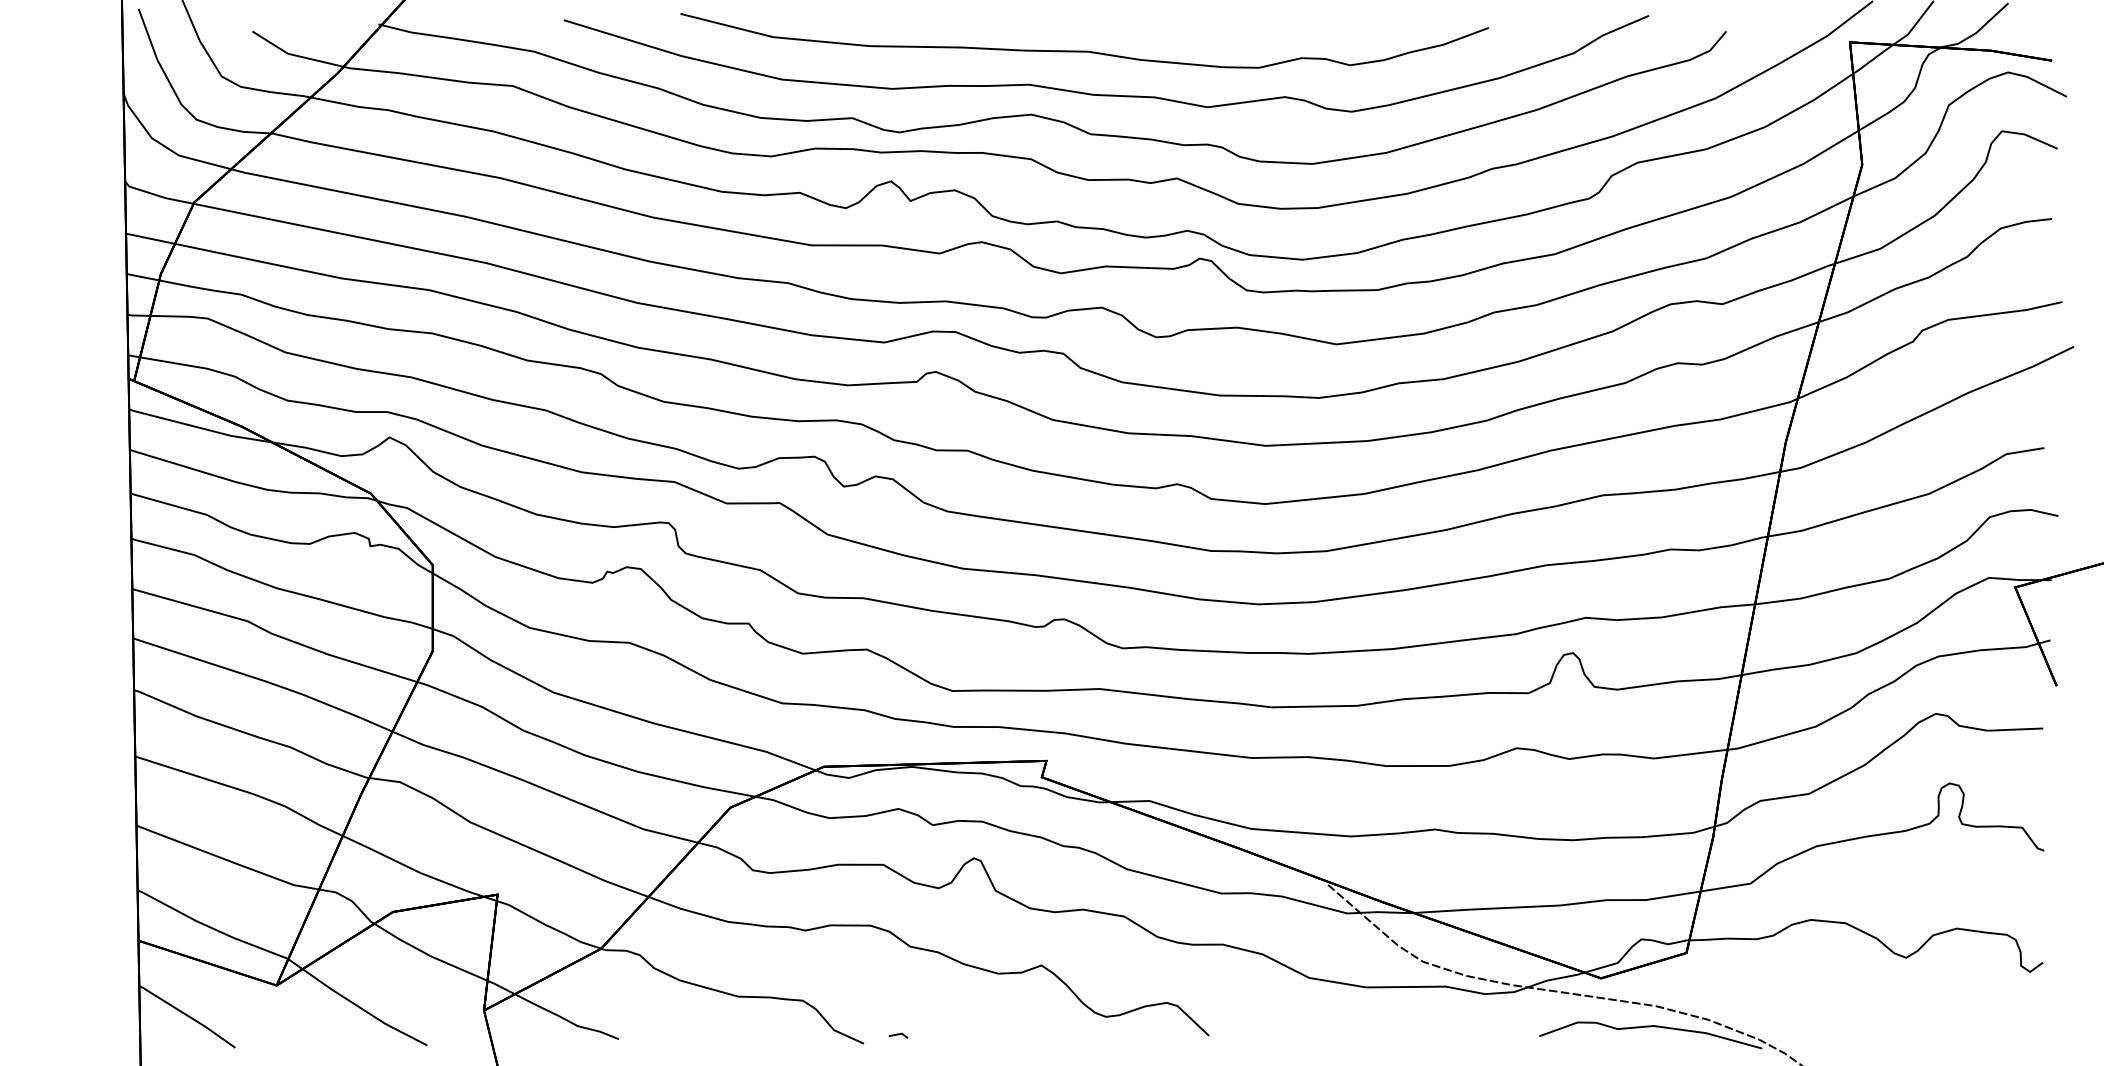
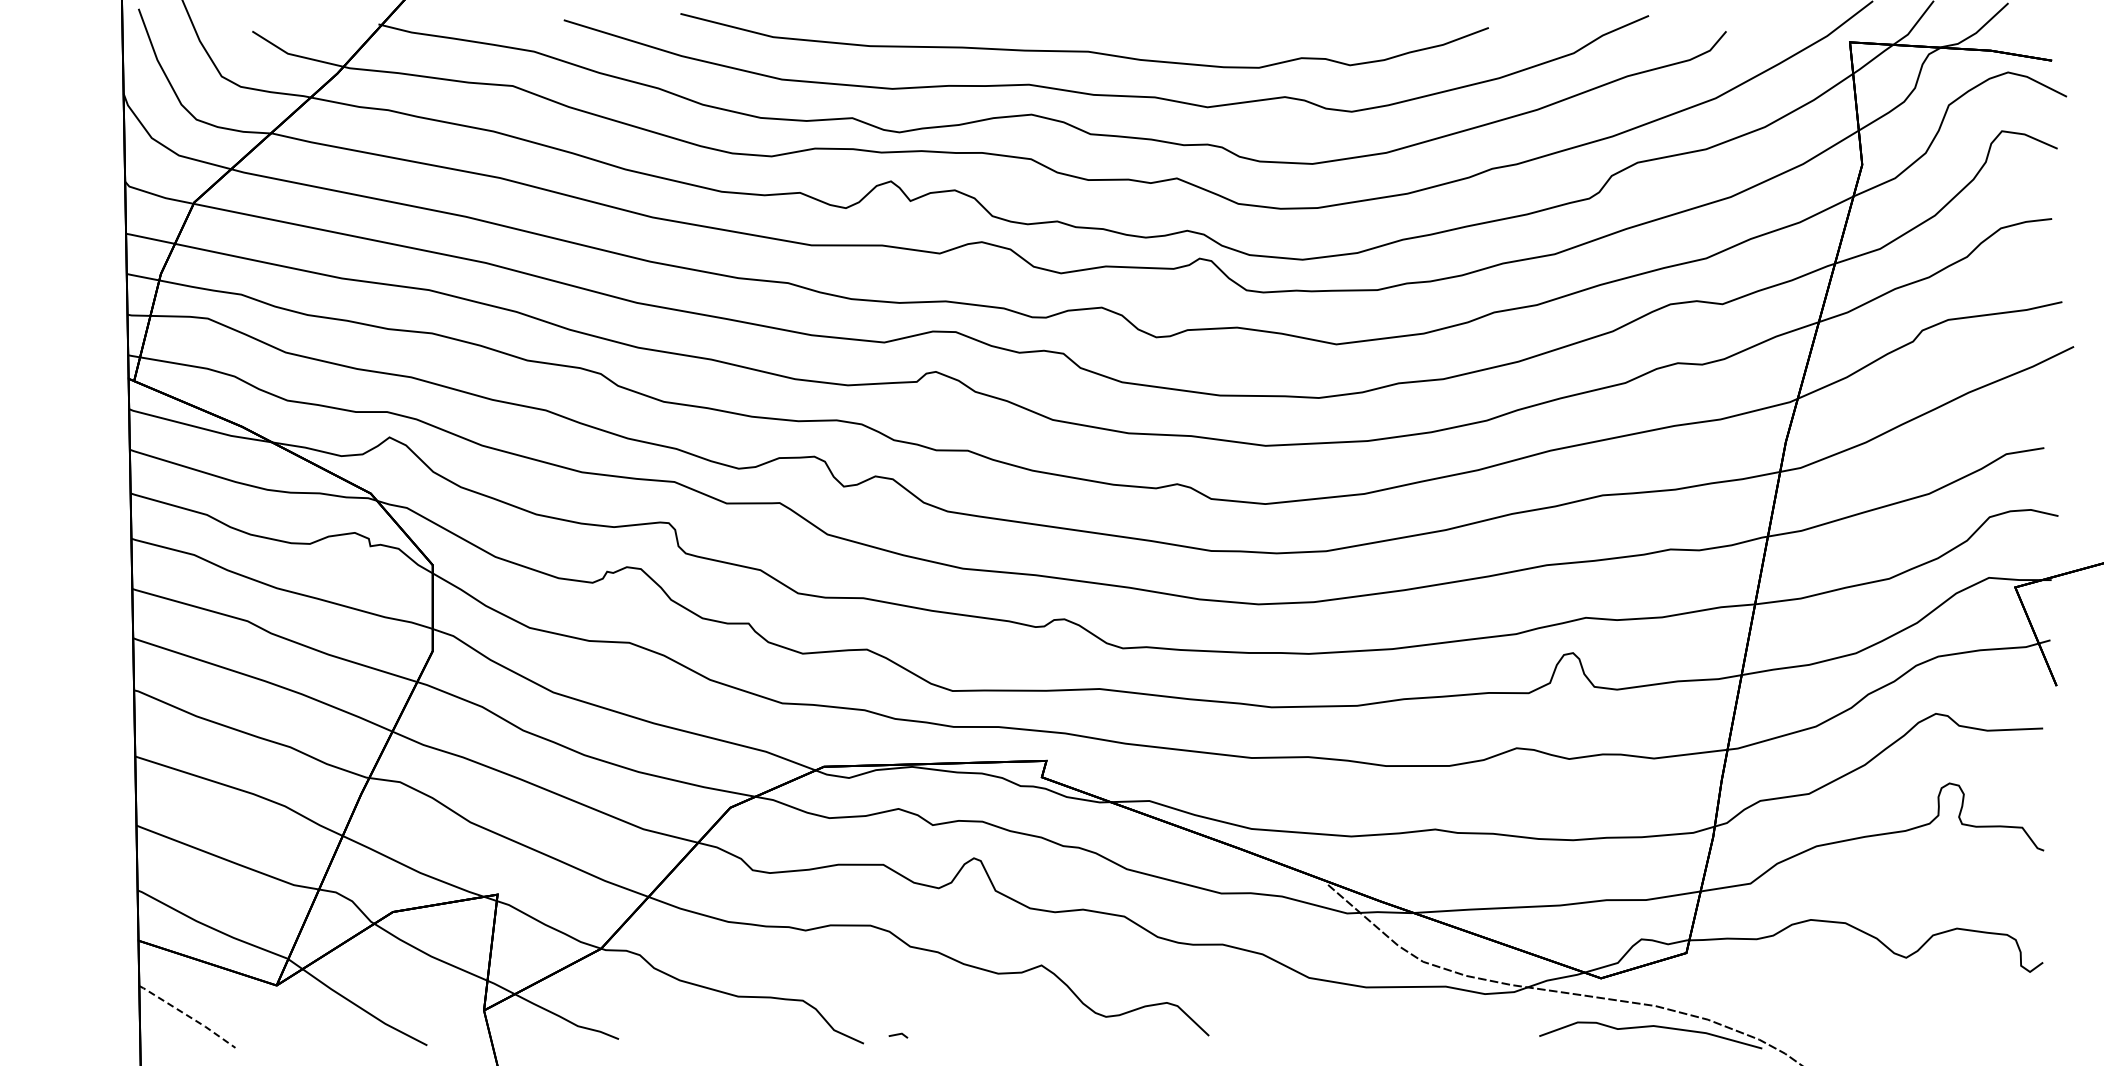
line: solid -> dashed (188, 1016)
